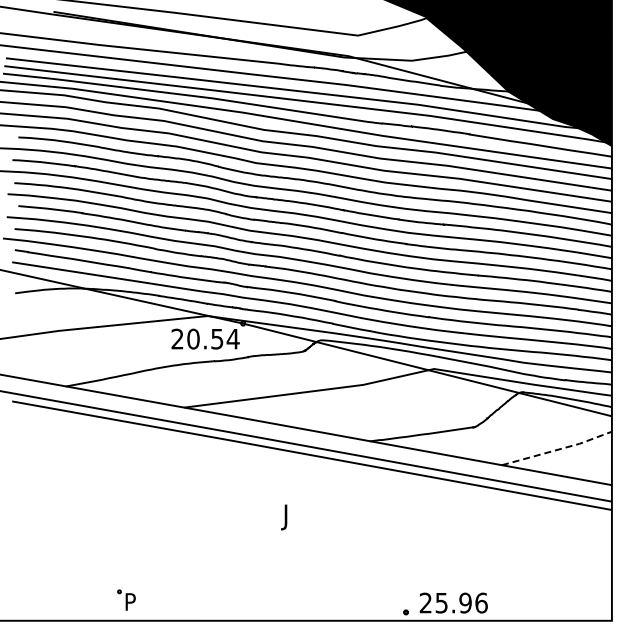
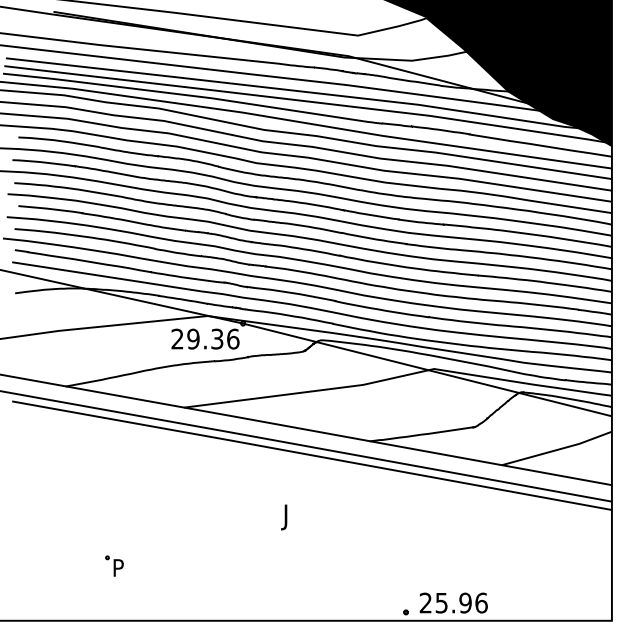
text: 20.54 -> 29.36 (213, 338)
line: dashed -> solid (558, 449)
part position: (126, 599) -> (114, 565) (114, 565)
